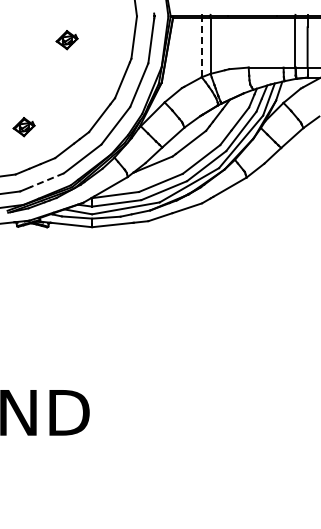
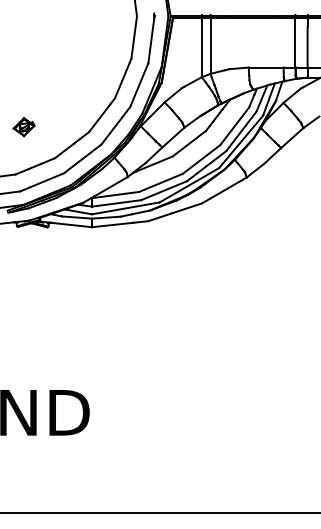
part: present -> none (66, 40)
line: dashed -> solid (201, 47)
line: dashed -> solid (46, 180)
line: none -> present (159, 513)
